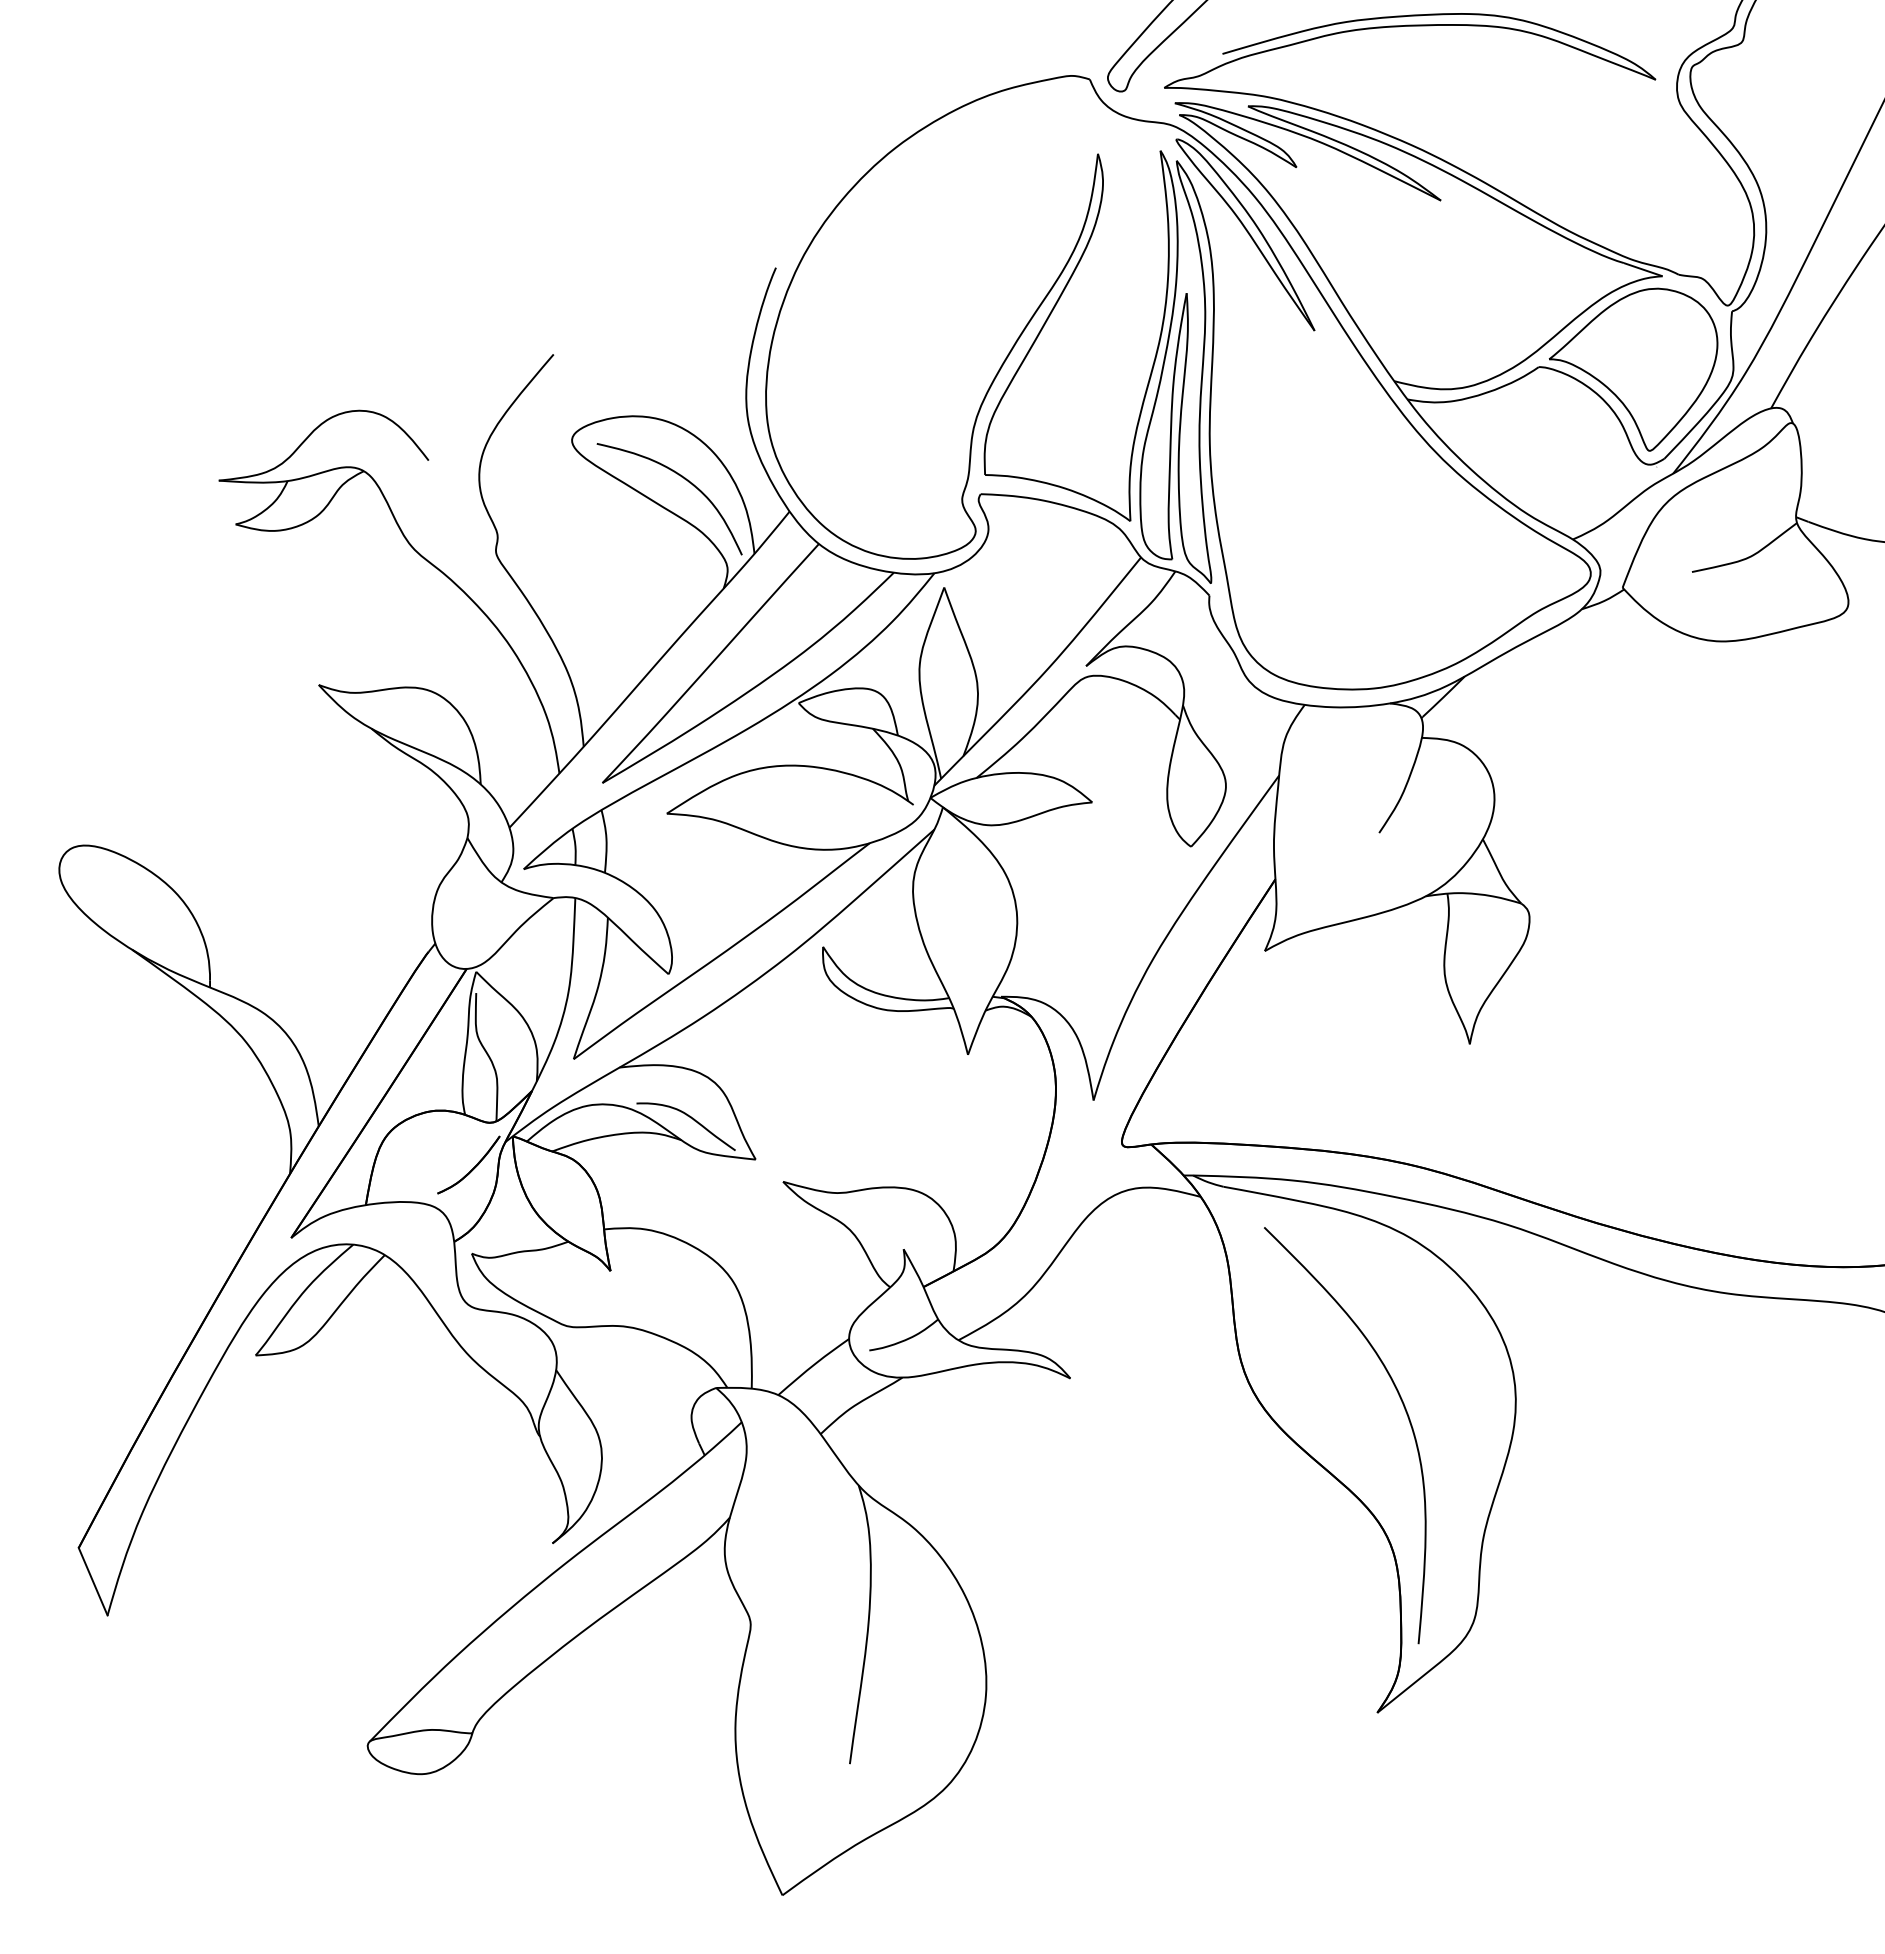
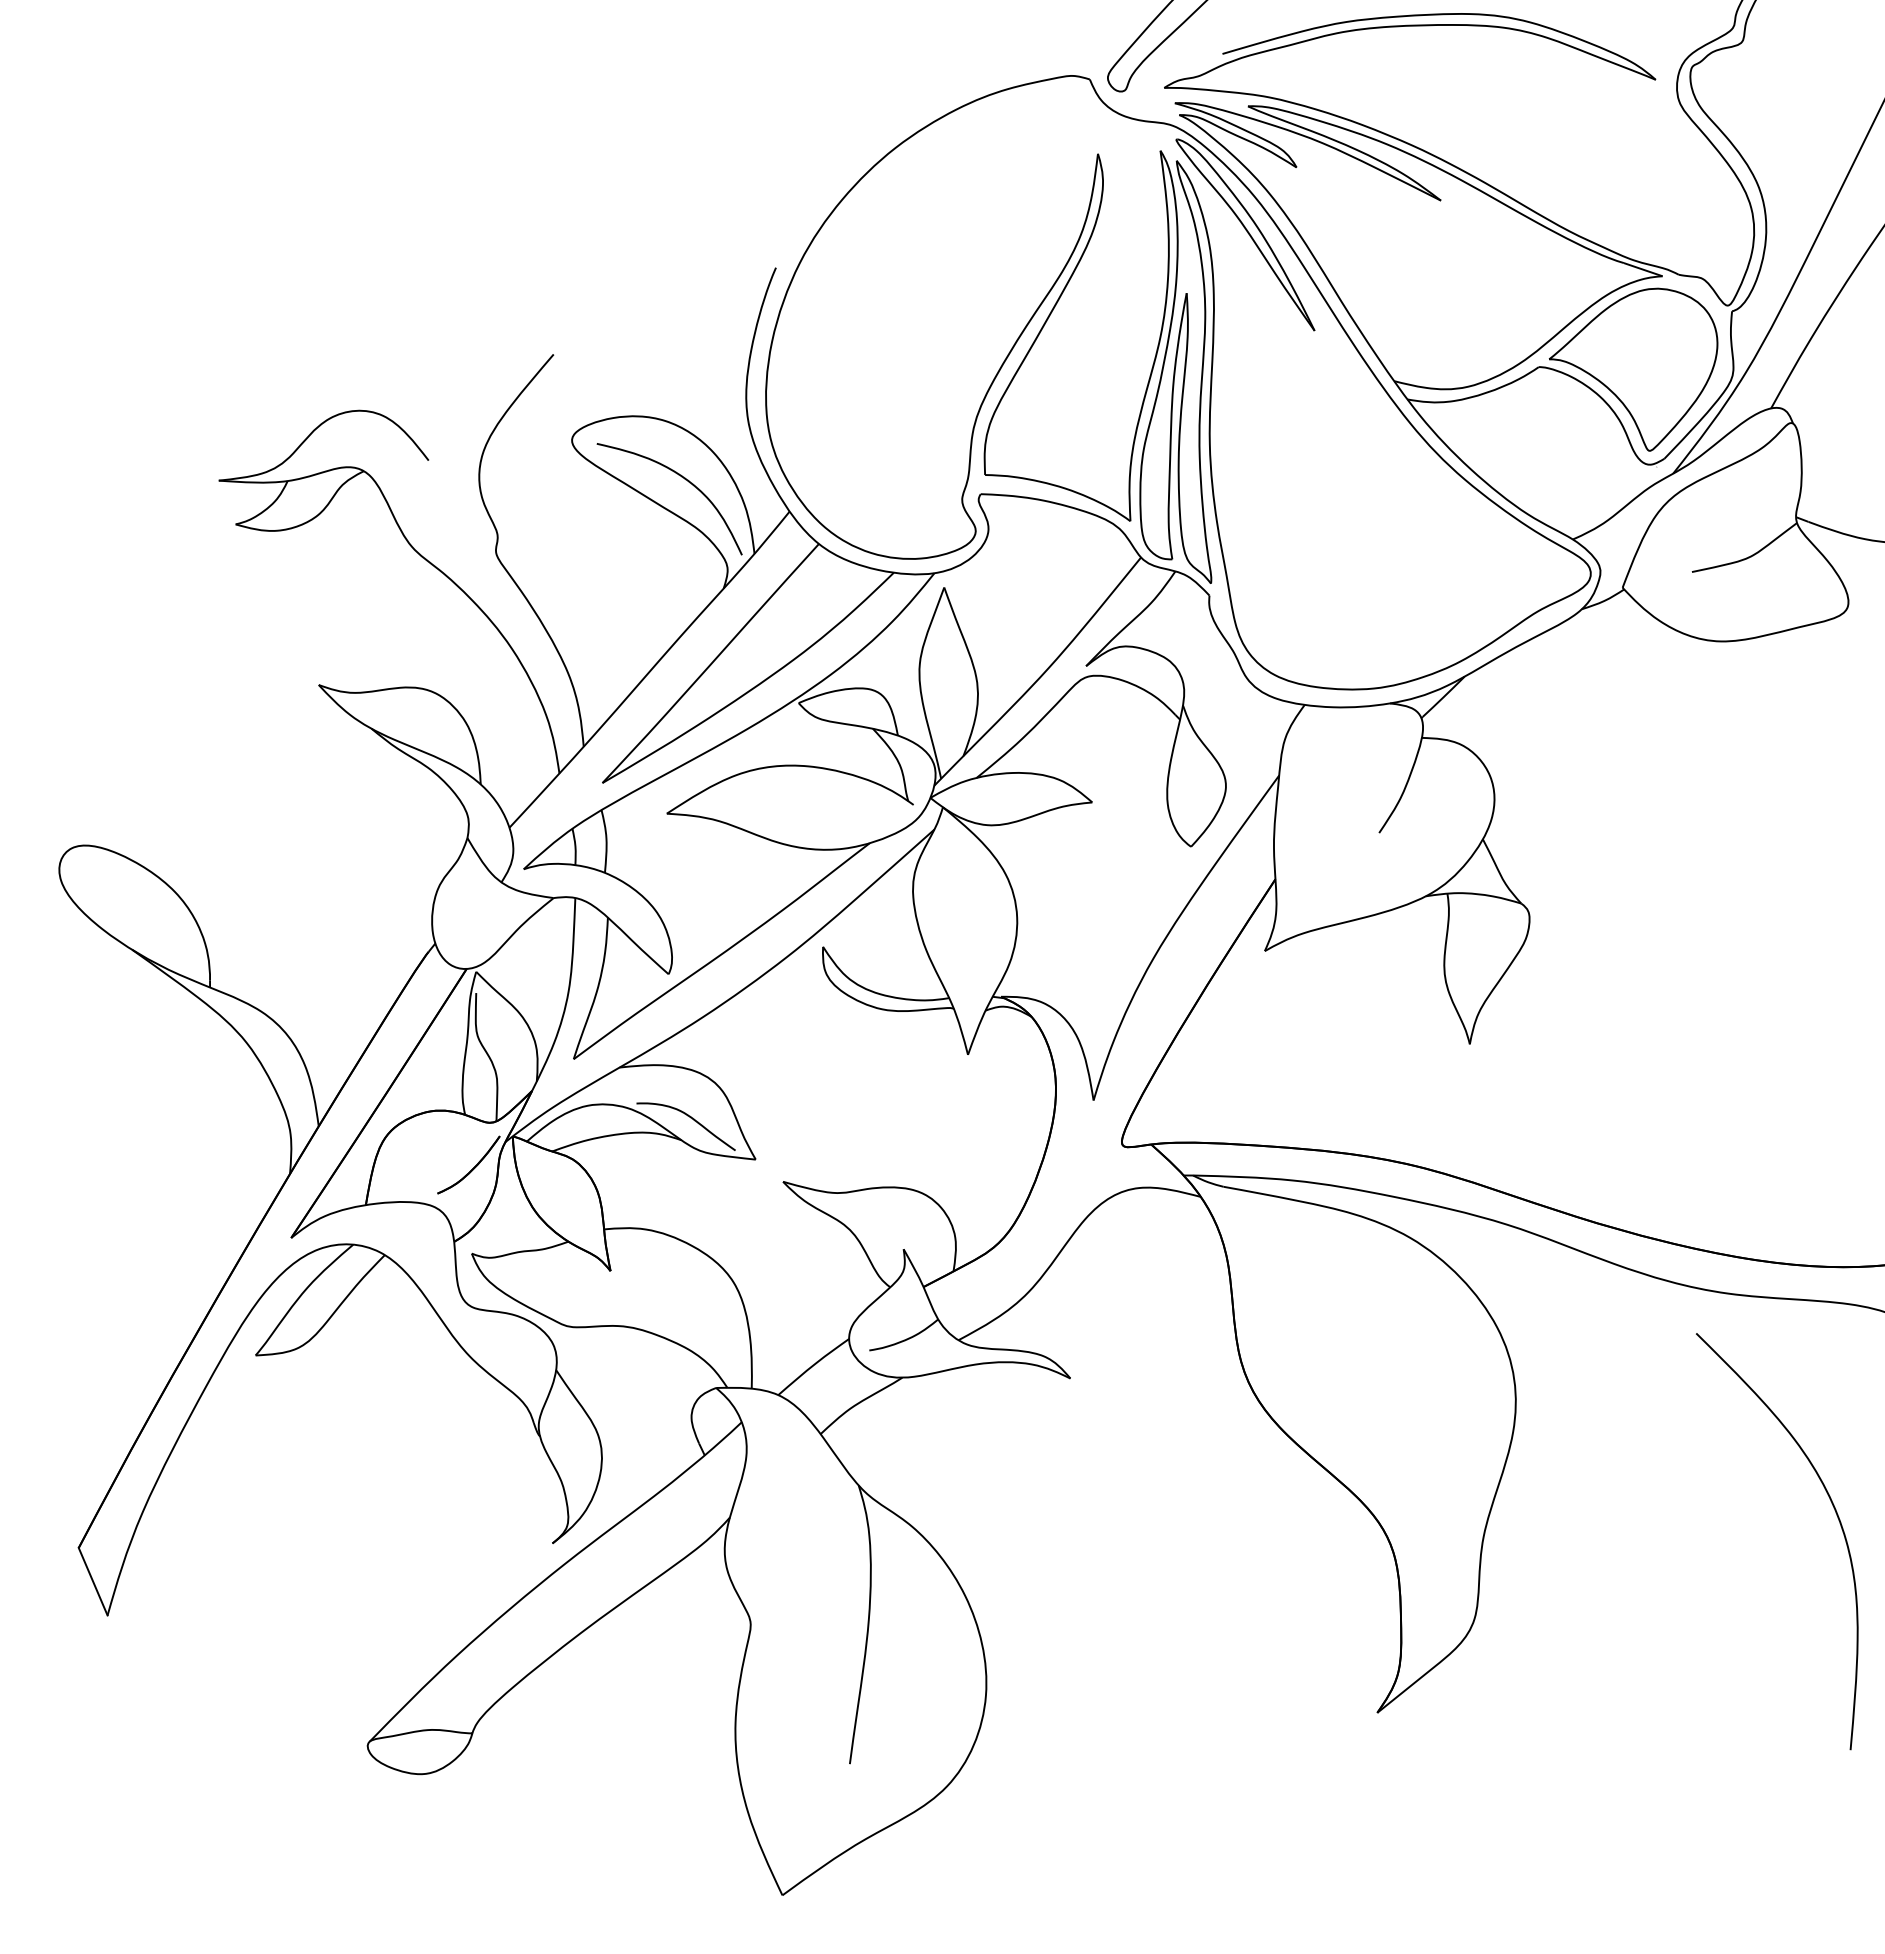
curve position: (1405, 1412) -> (1837, 1518) (1837, 1518)
